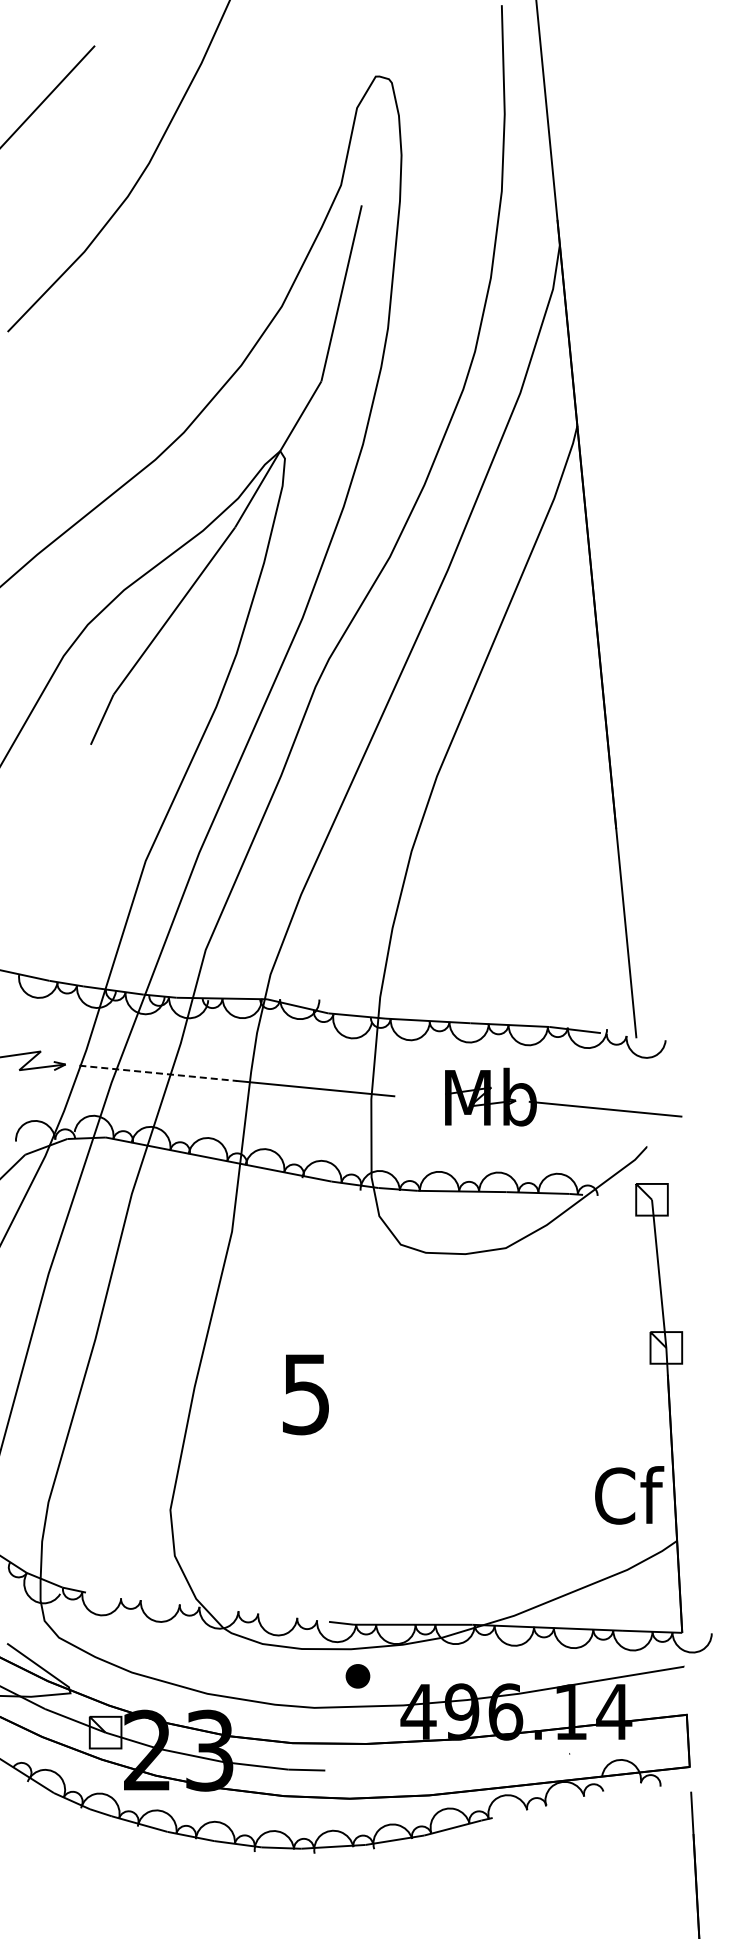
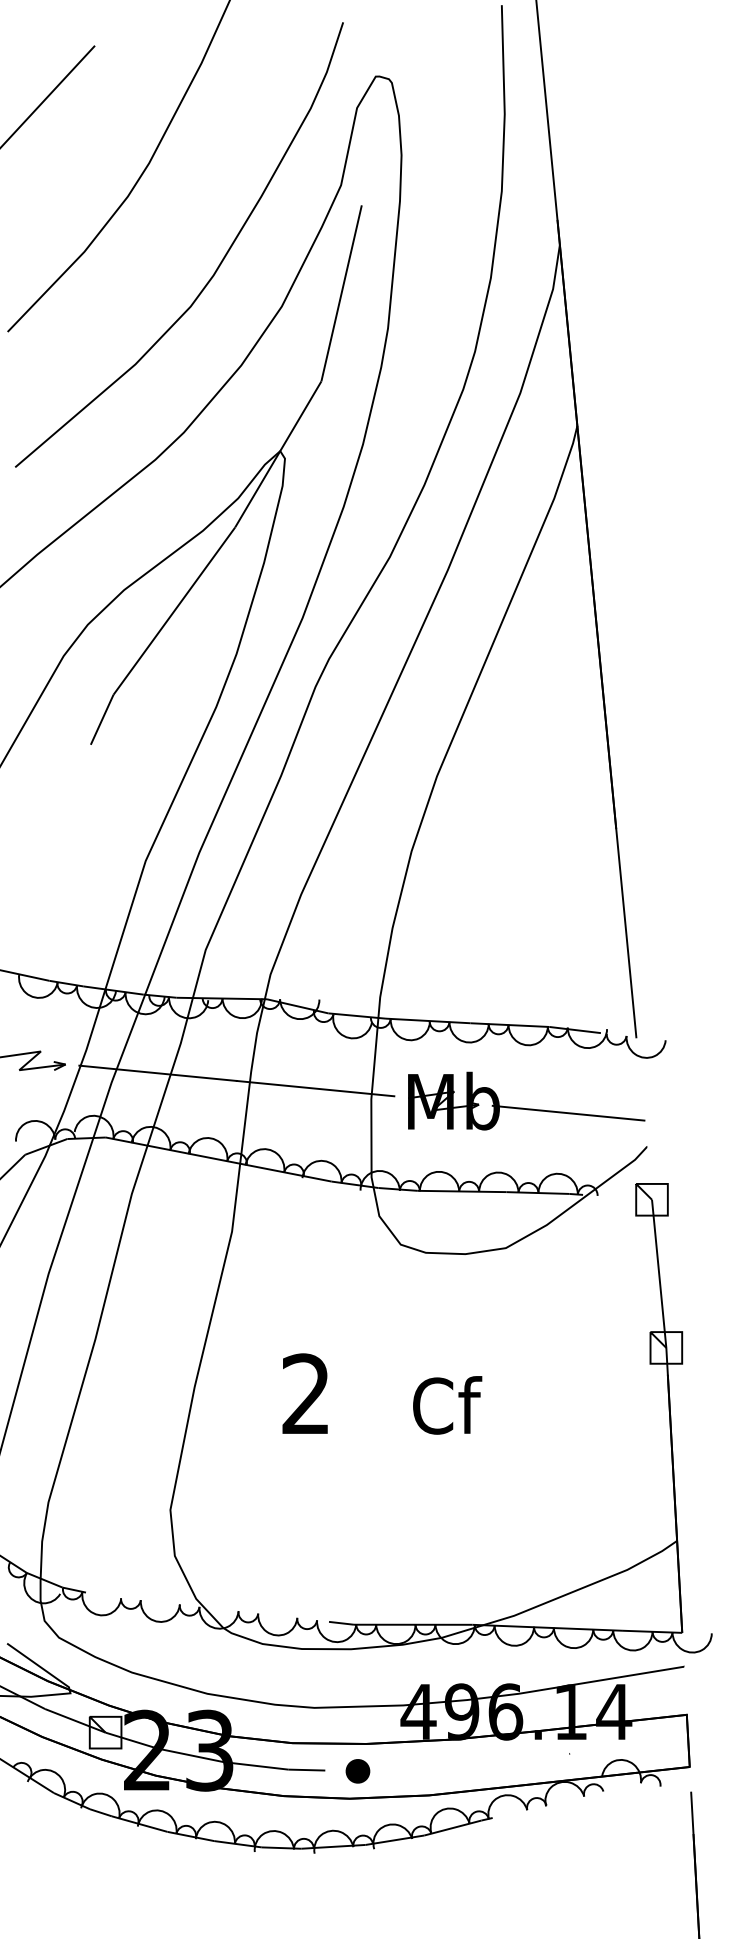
curve: none -> present (217, 266)
line: dashed -> solid (158, 1073)
part position: (560, 1103) -> (523, 1107) (523, 1107)
text: 5 -> 2 (305, 1394)
text position: (629, 1495) -> (447, 1405) (447, 1405)
part position: (357, 1676) -> (357, 1771) (357, 1771)
